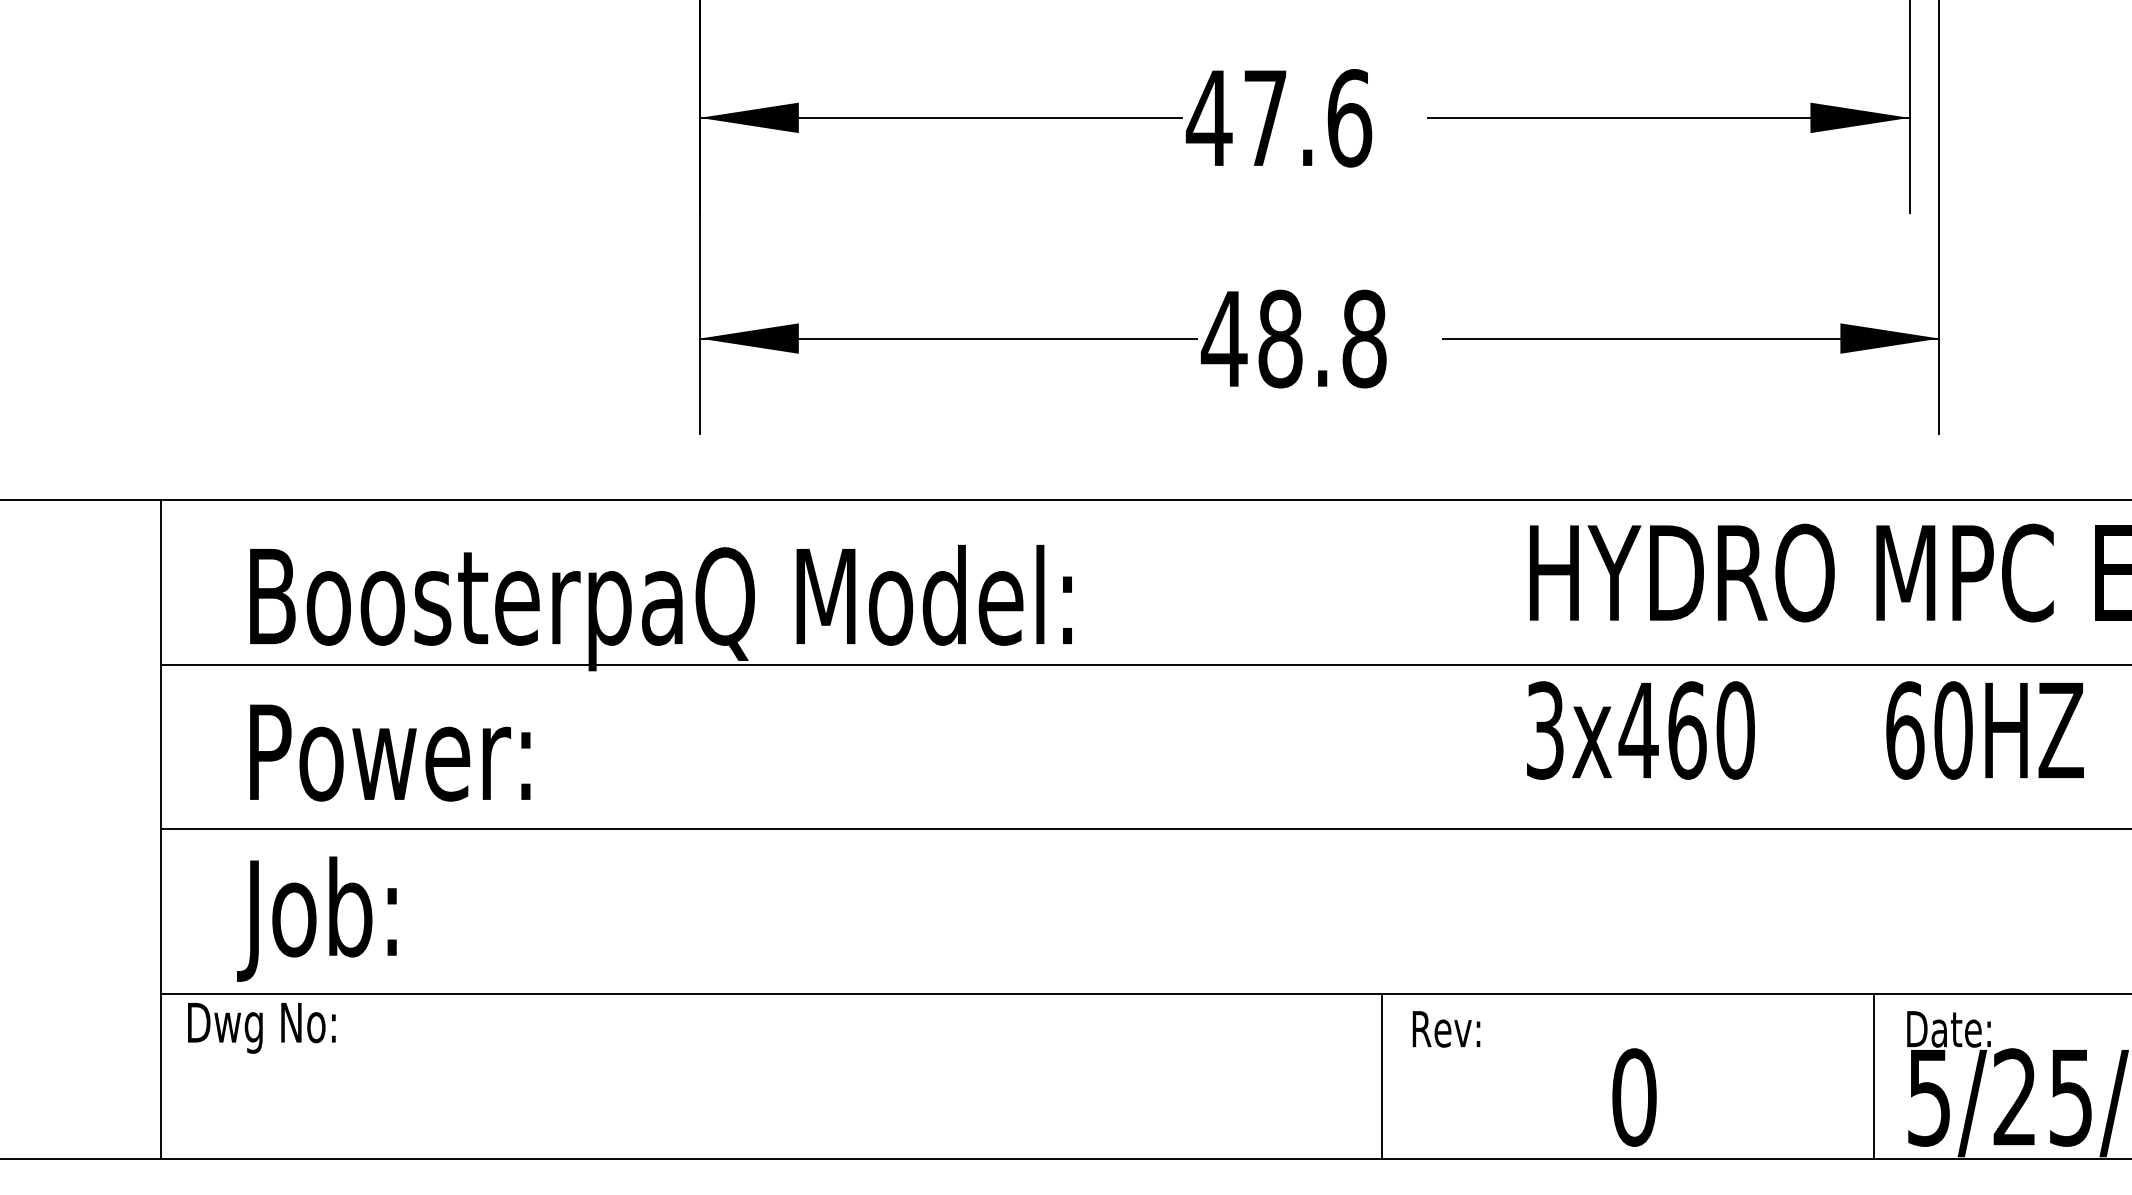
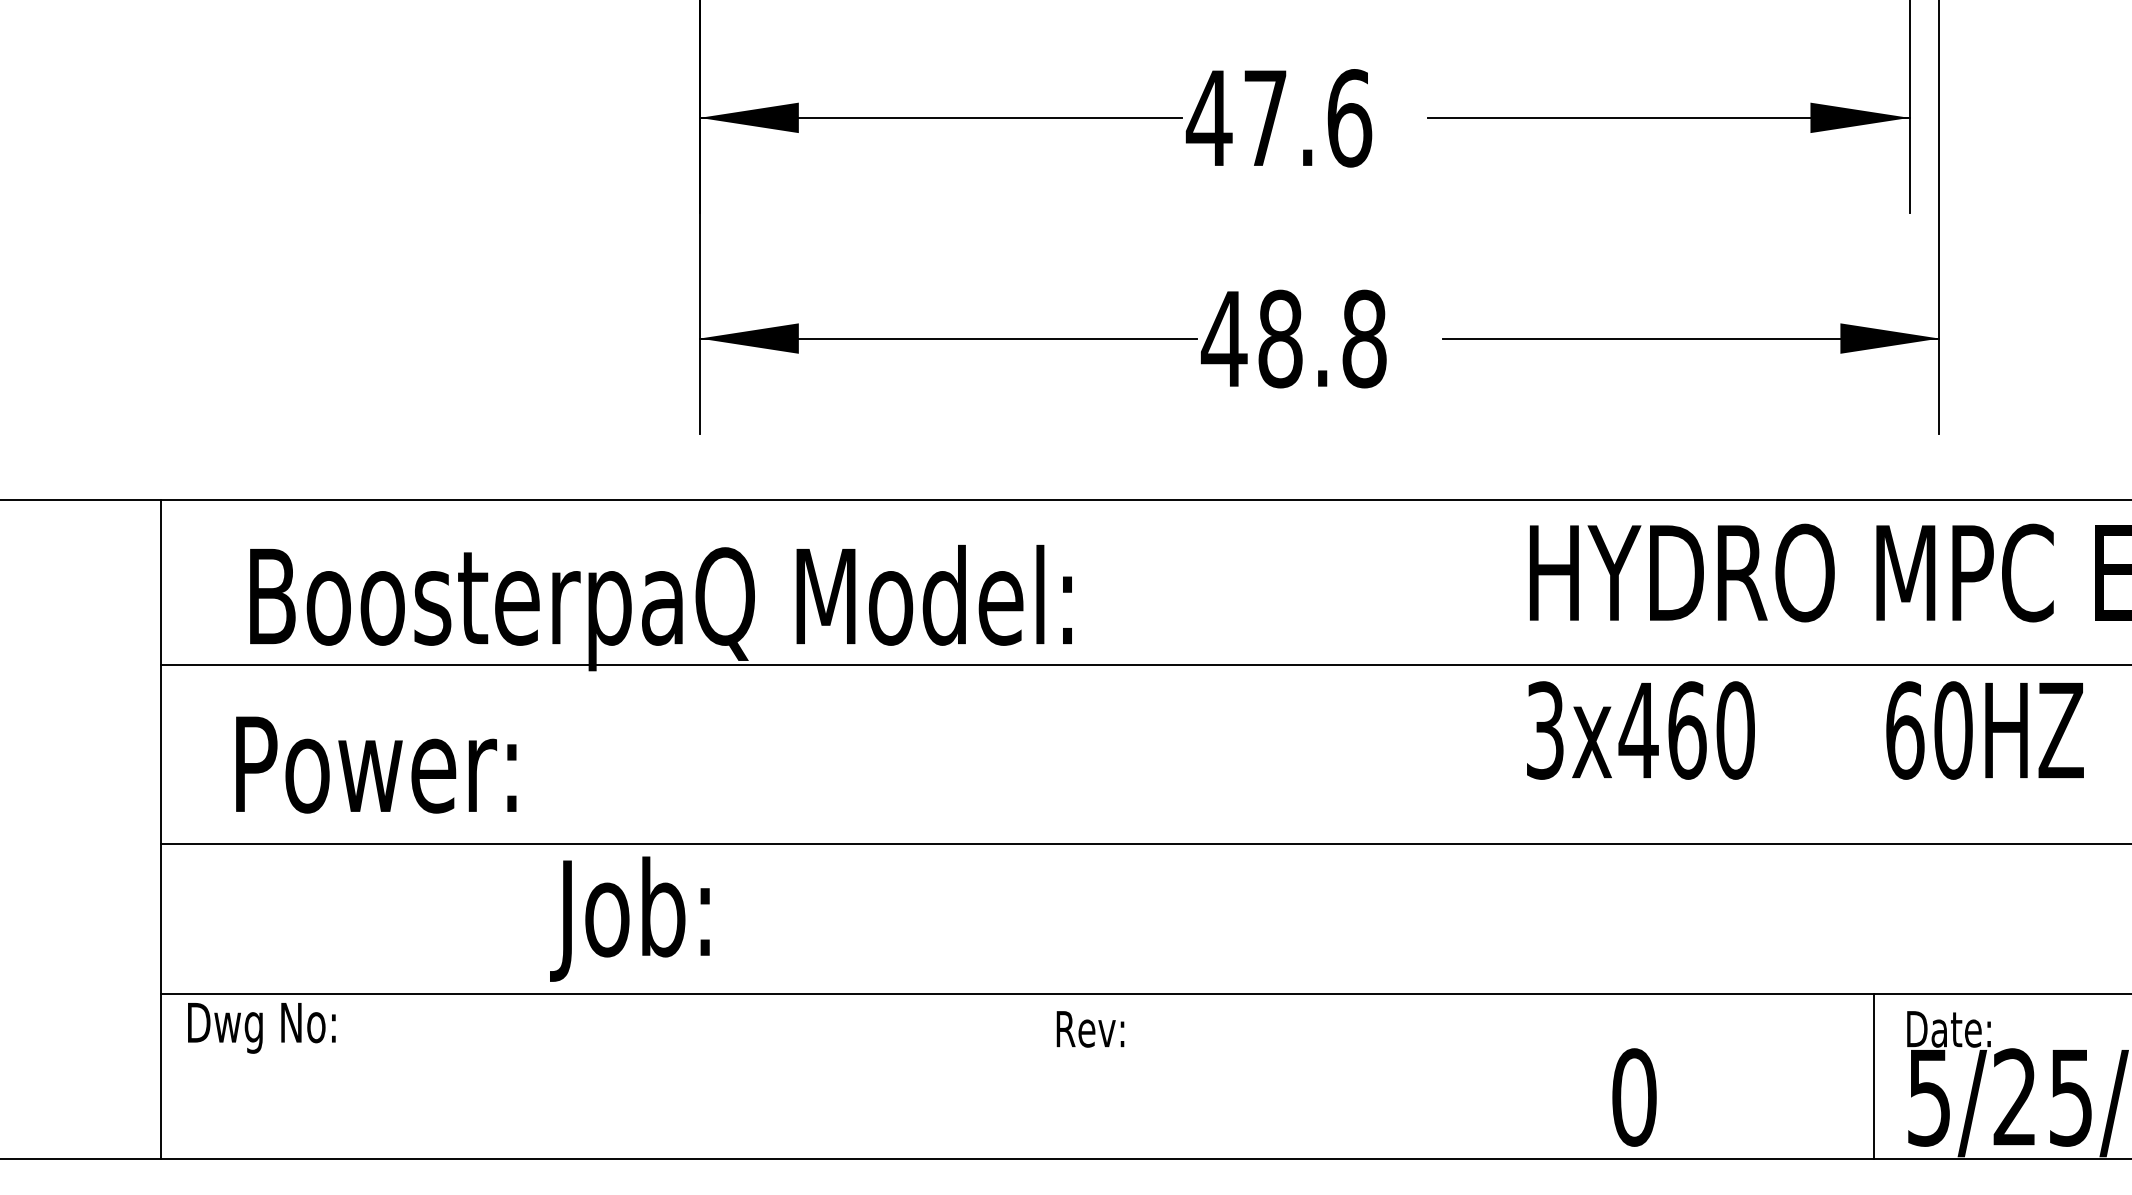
text position: (390, 752) -> (376, 764) (376, 764)
line position: (1144, 829) -> (1144, 844) (1144, 844)
text position: (316, 918) -> (629, 918) (629, 918)
text position: (1446, 1029) -> (1090, 1029) (1090, 1029)
line: present -> none (1382, 1076)
